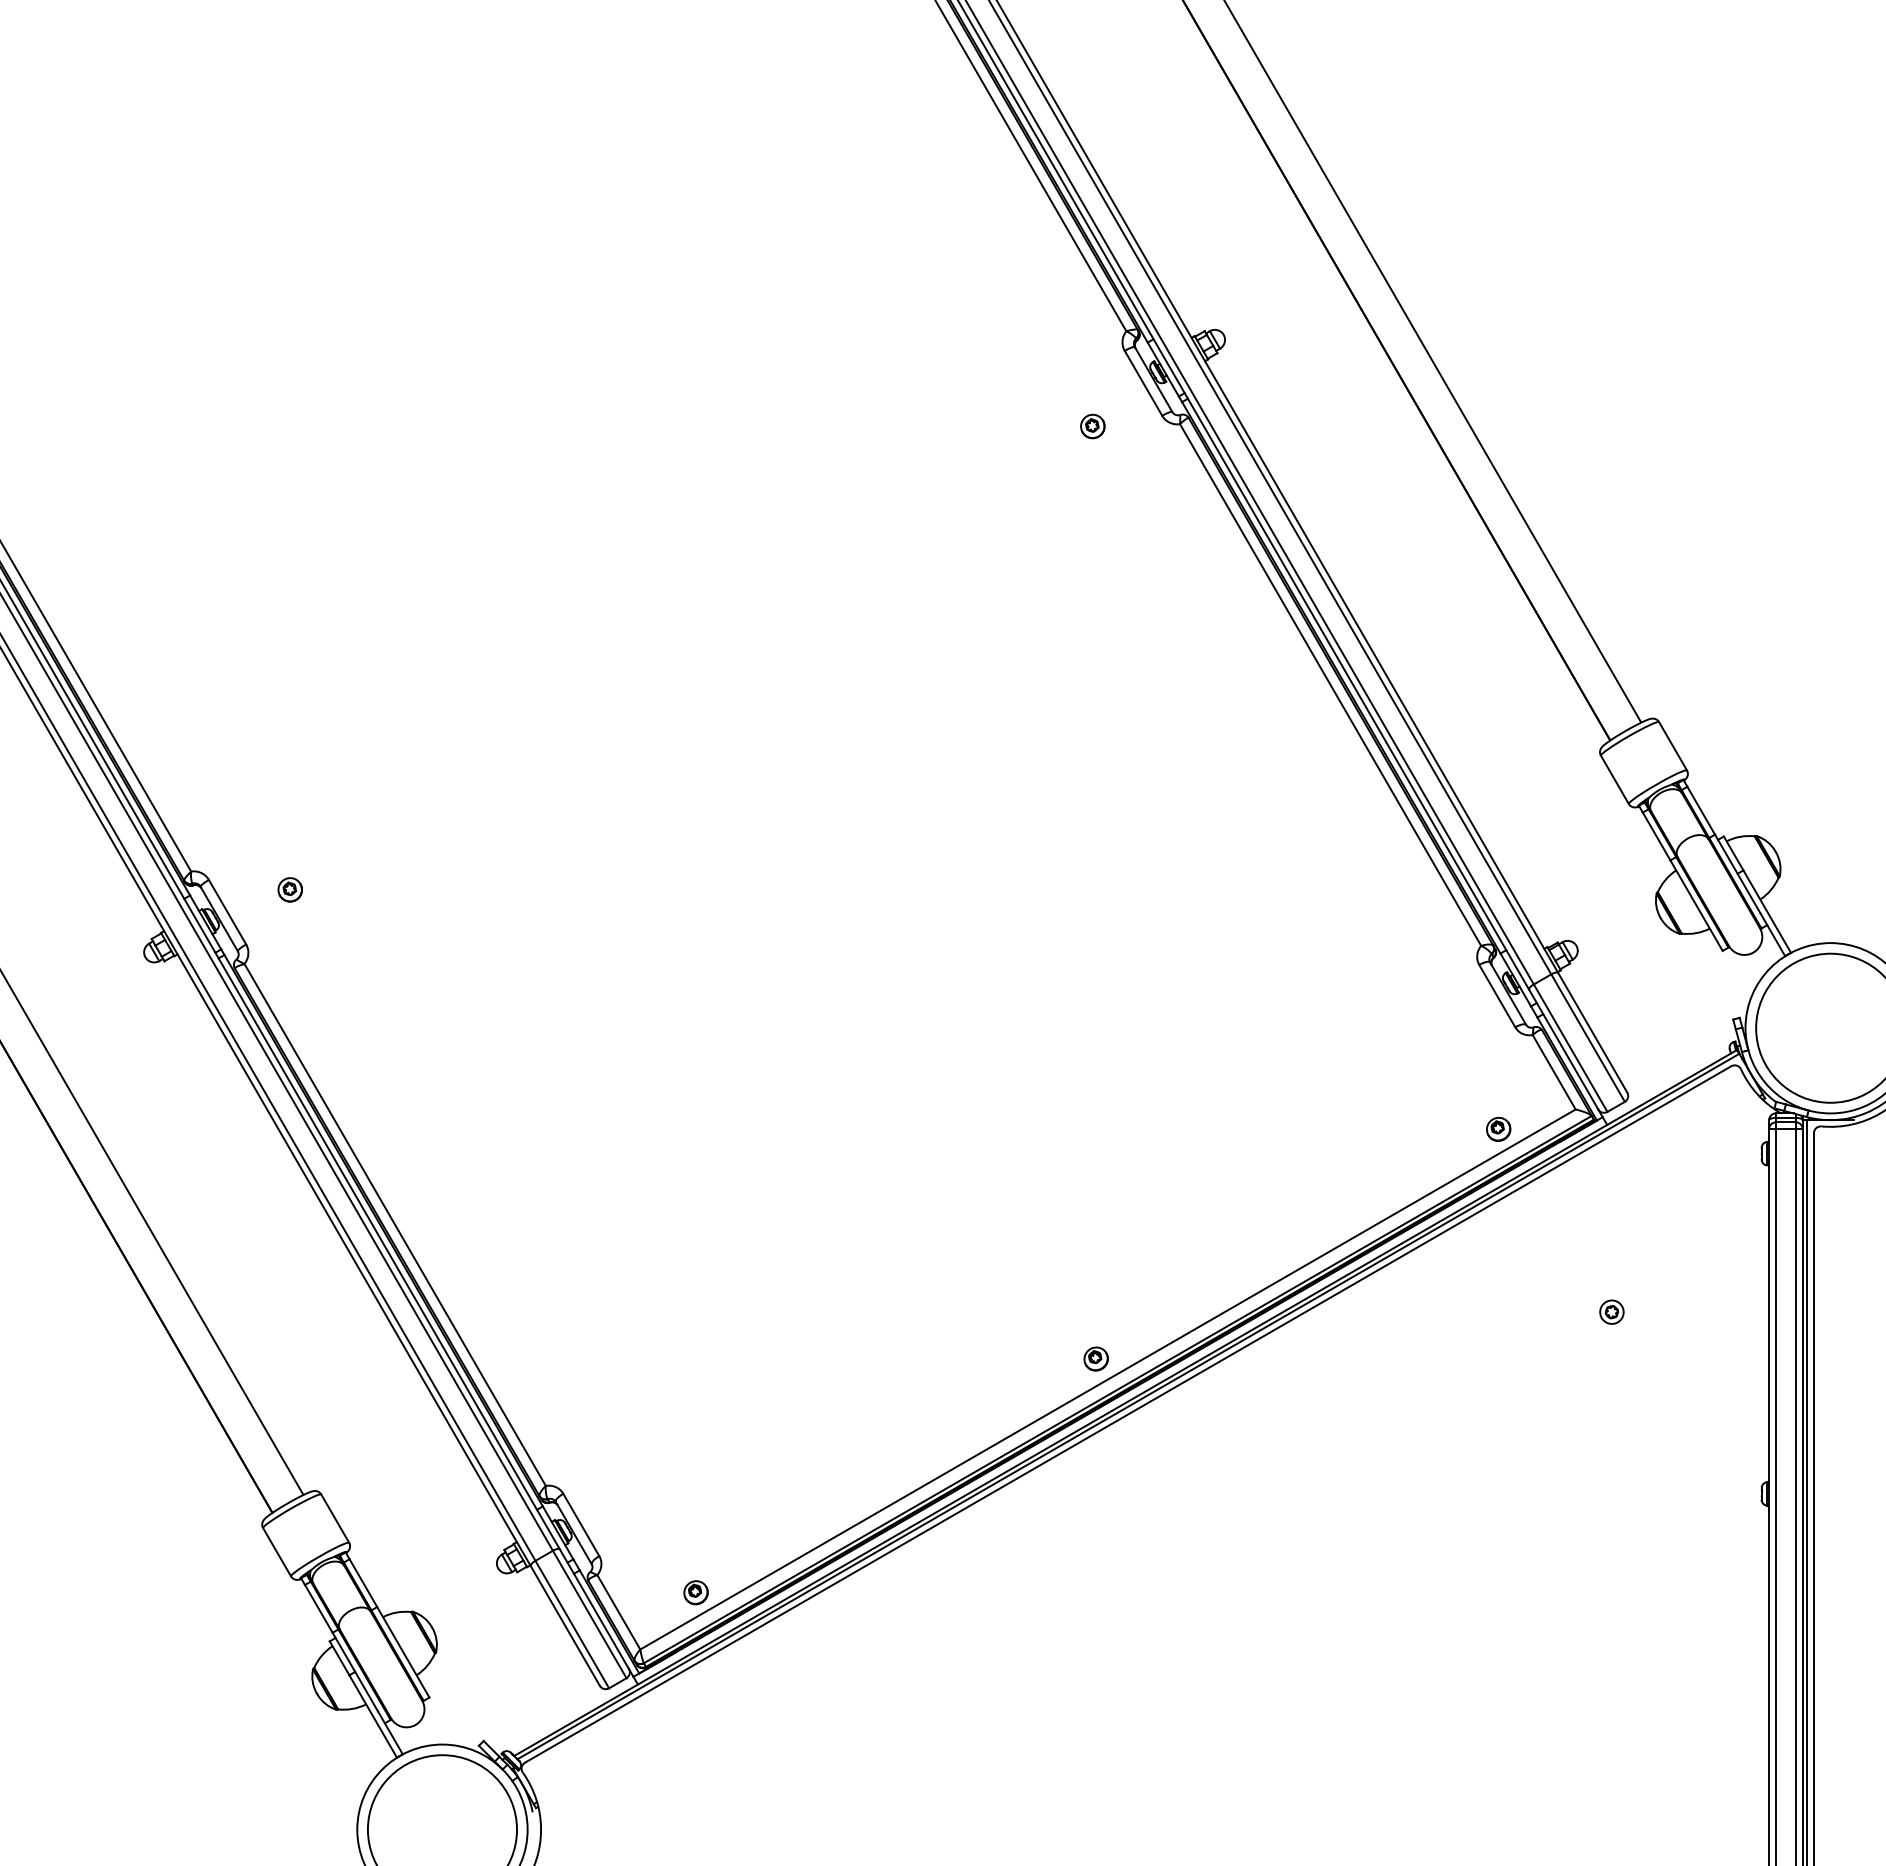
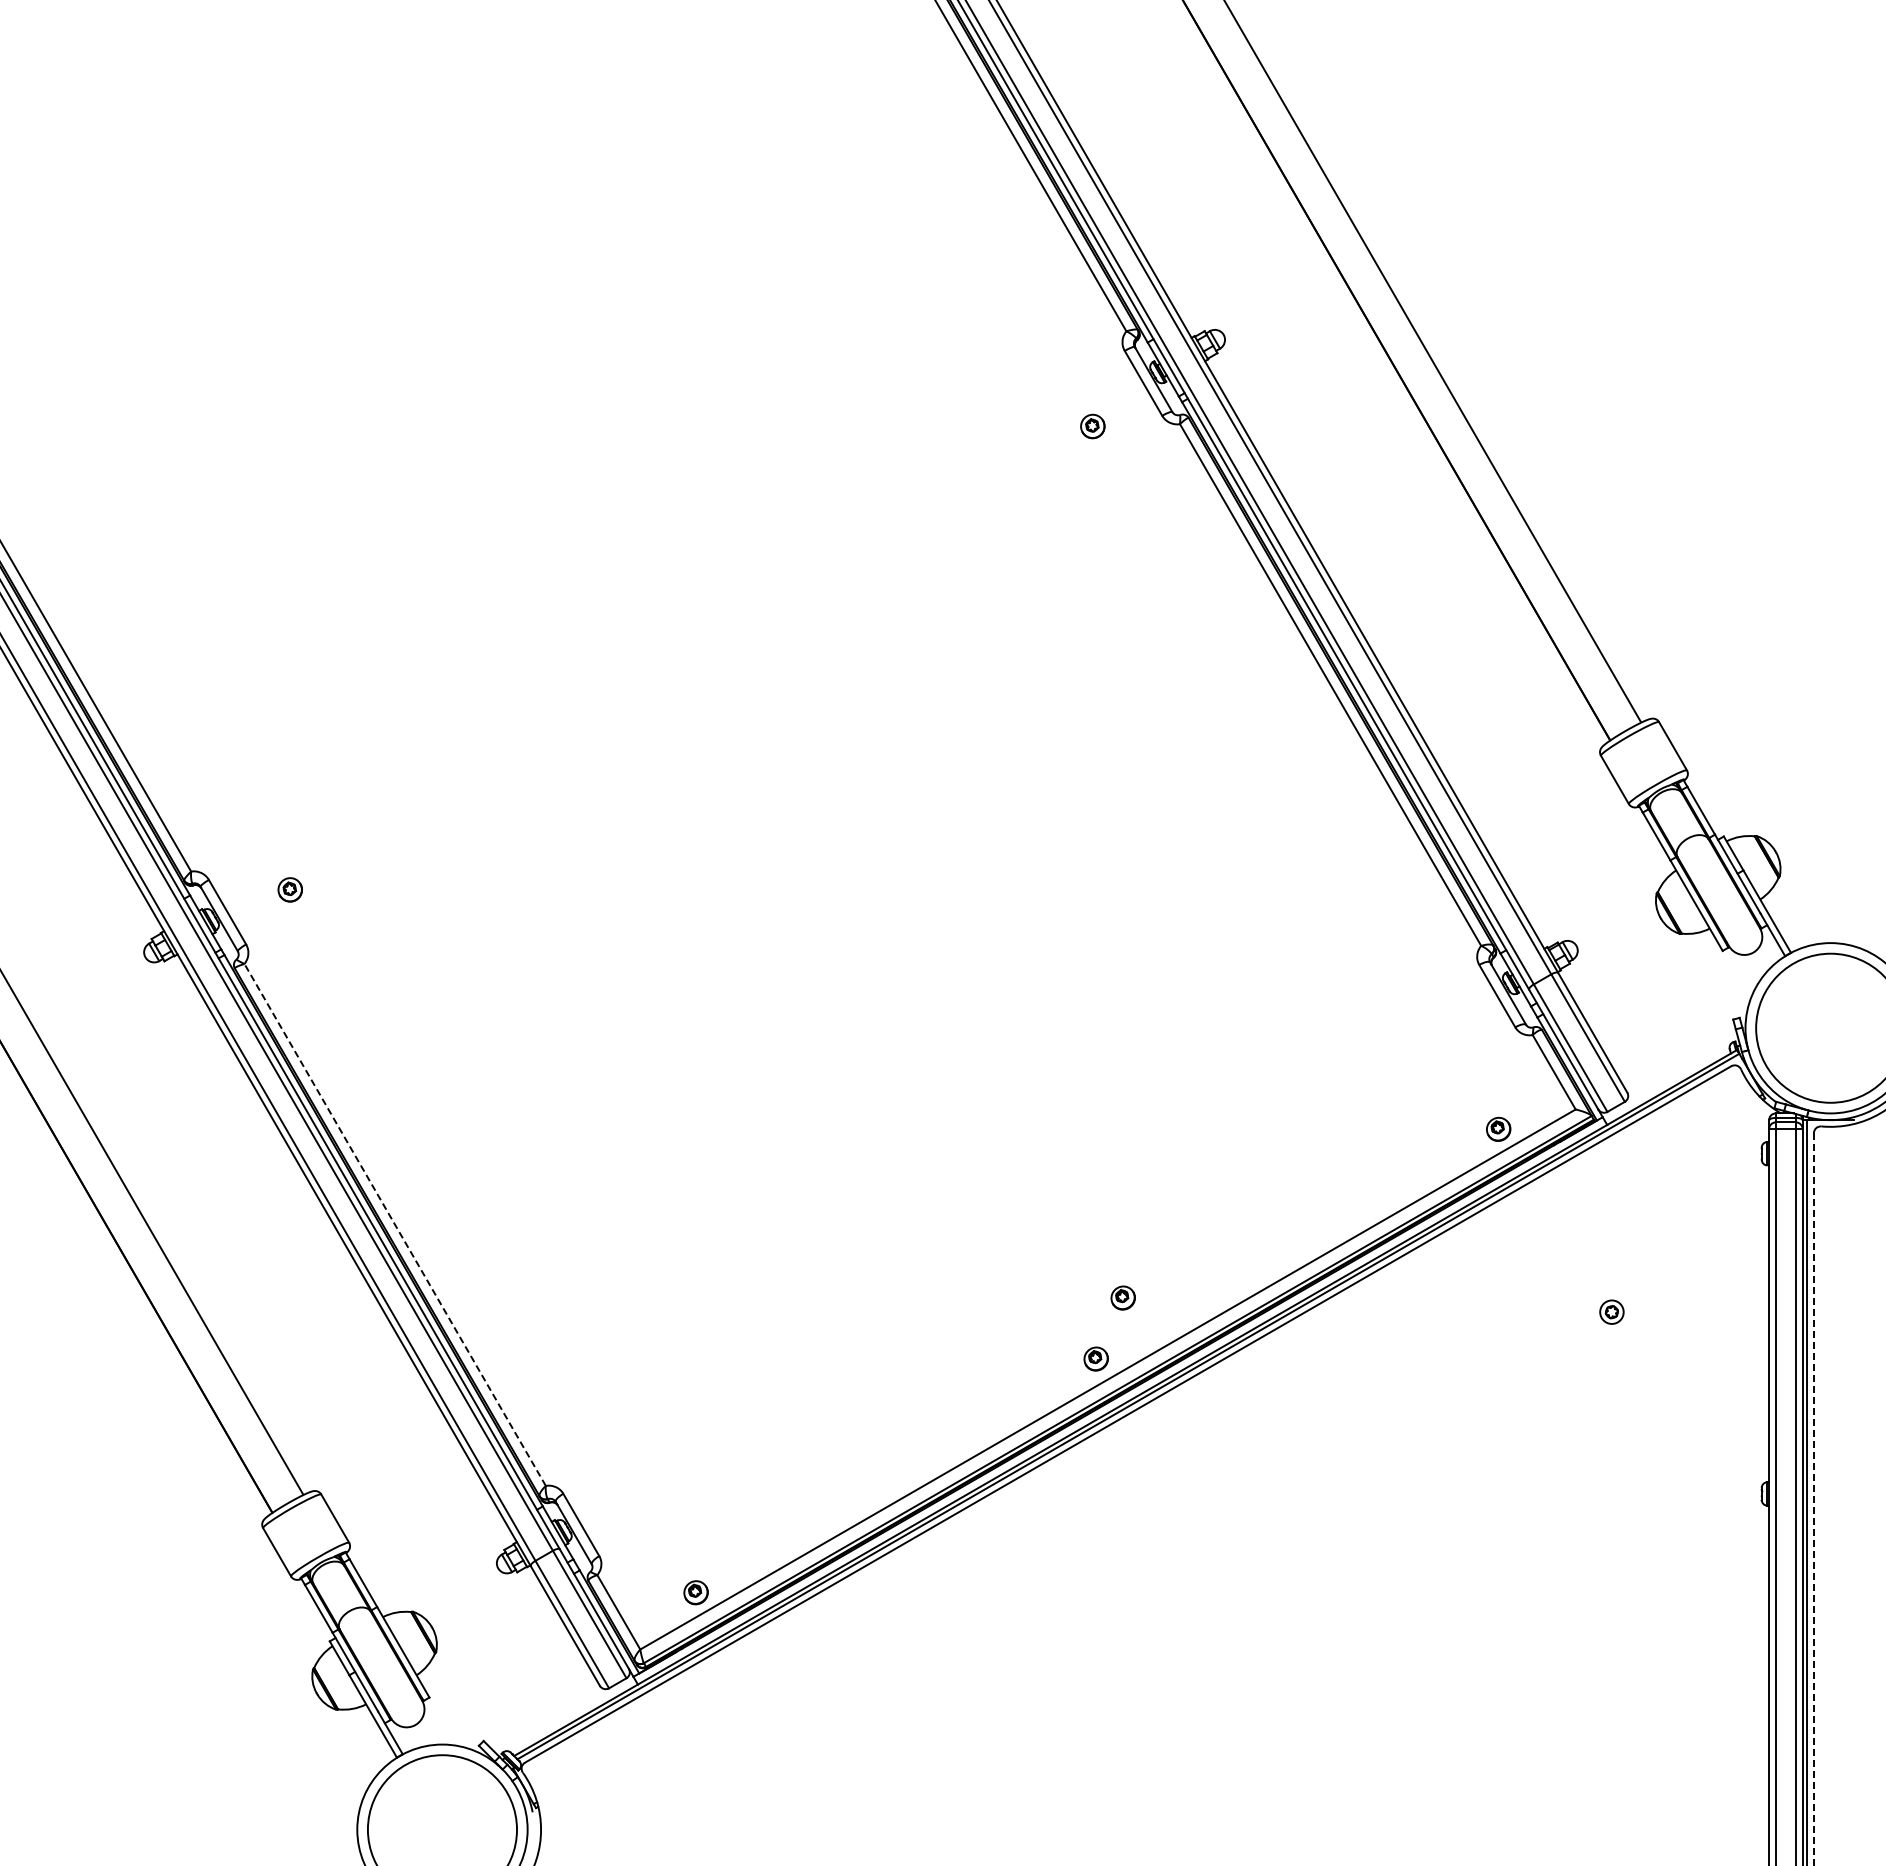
line: solid -> dashed (394, 1224)
part: none -> present (1122, 1297)
line: solid -> dashed (1813, 1500)
